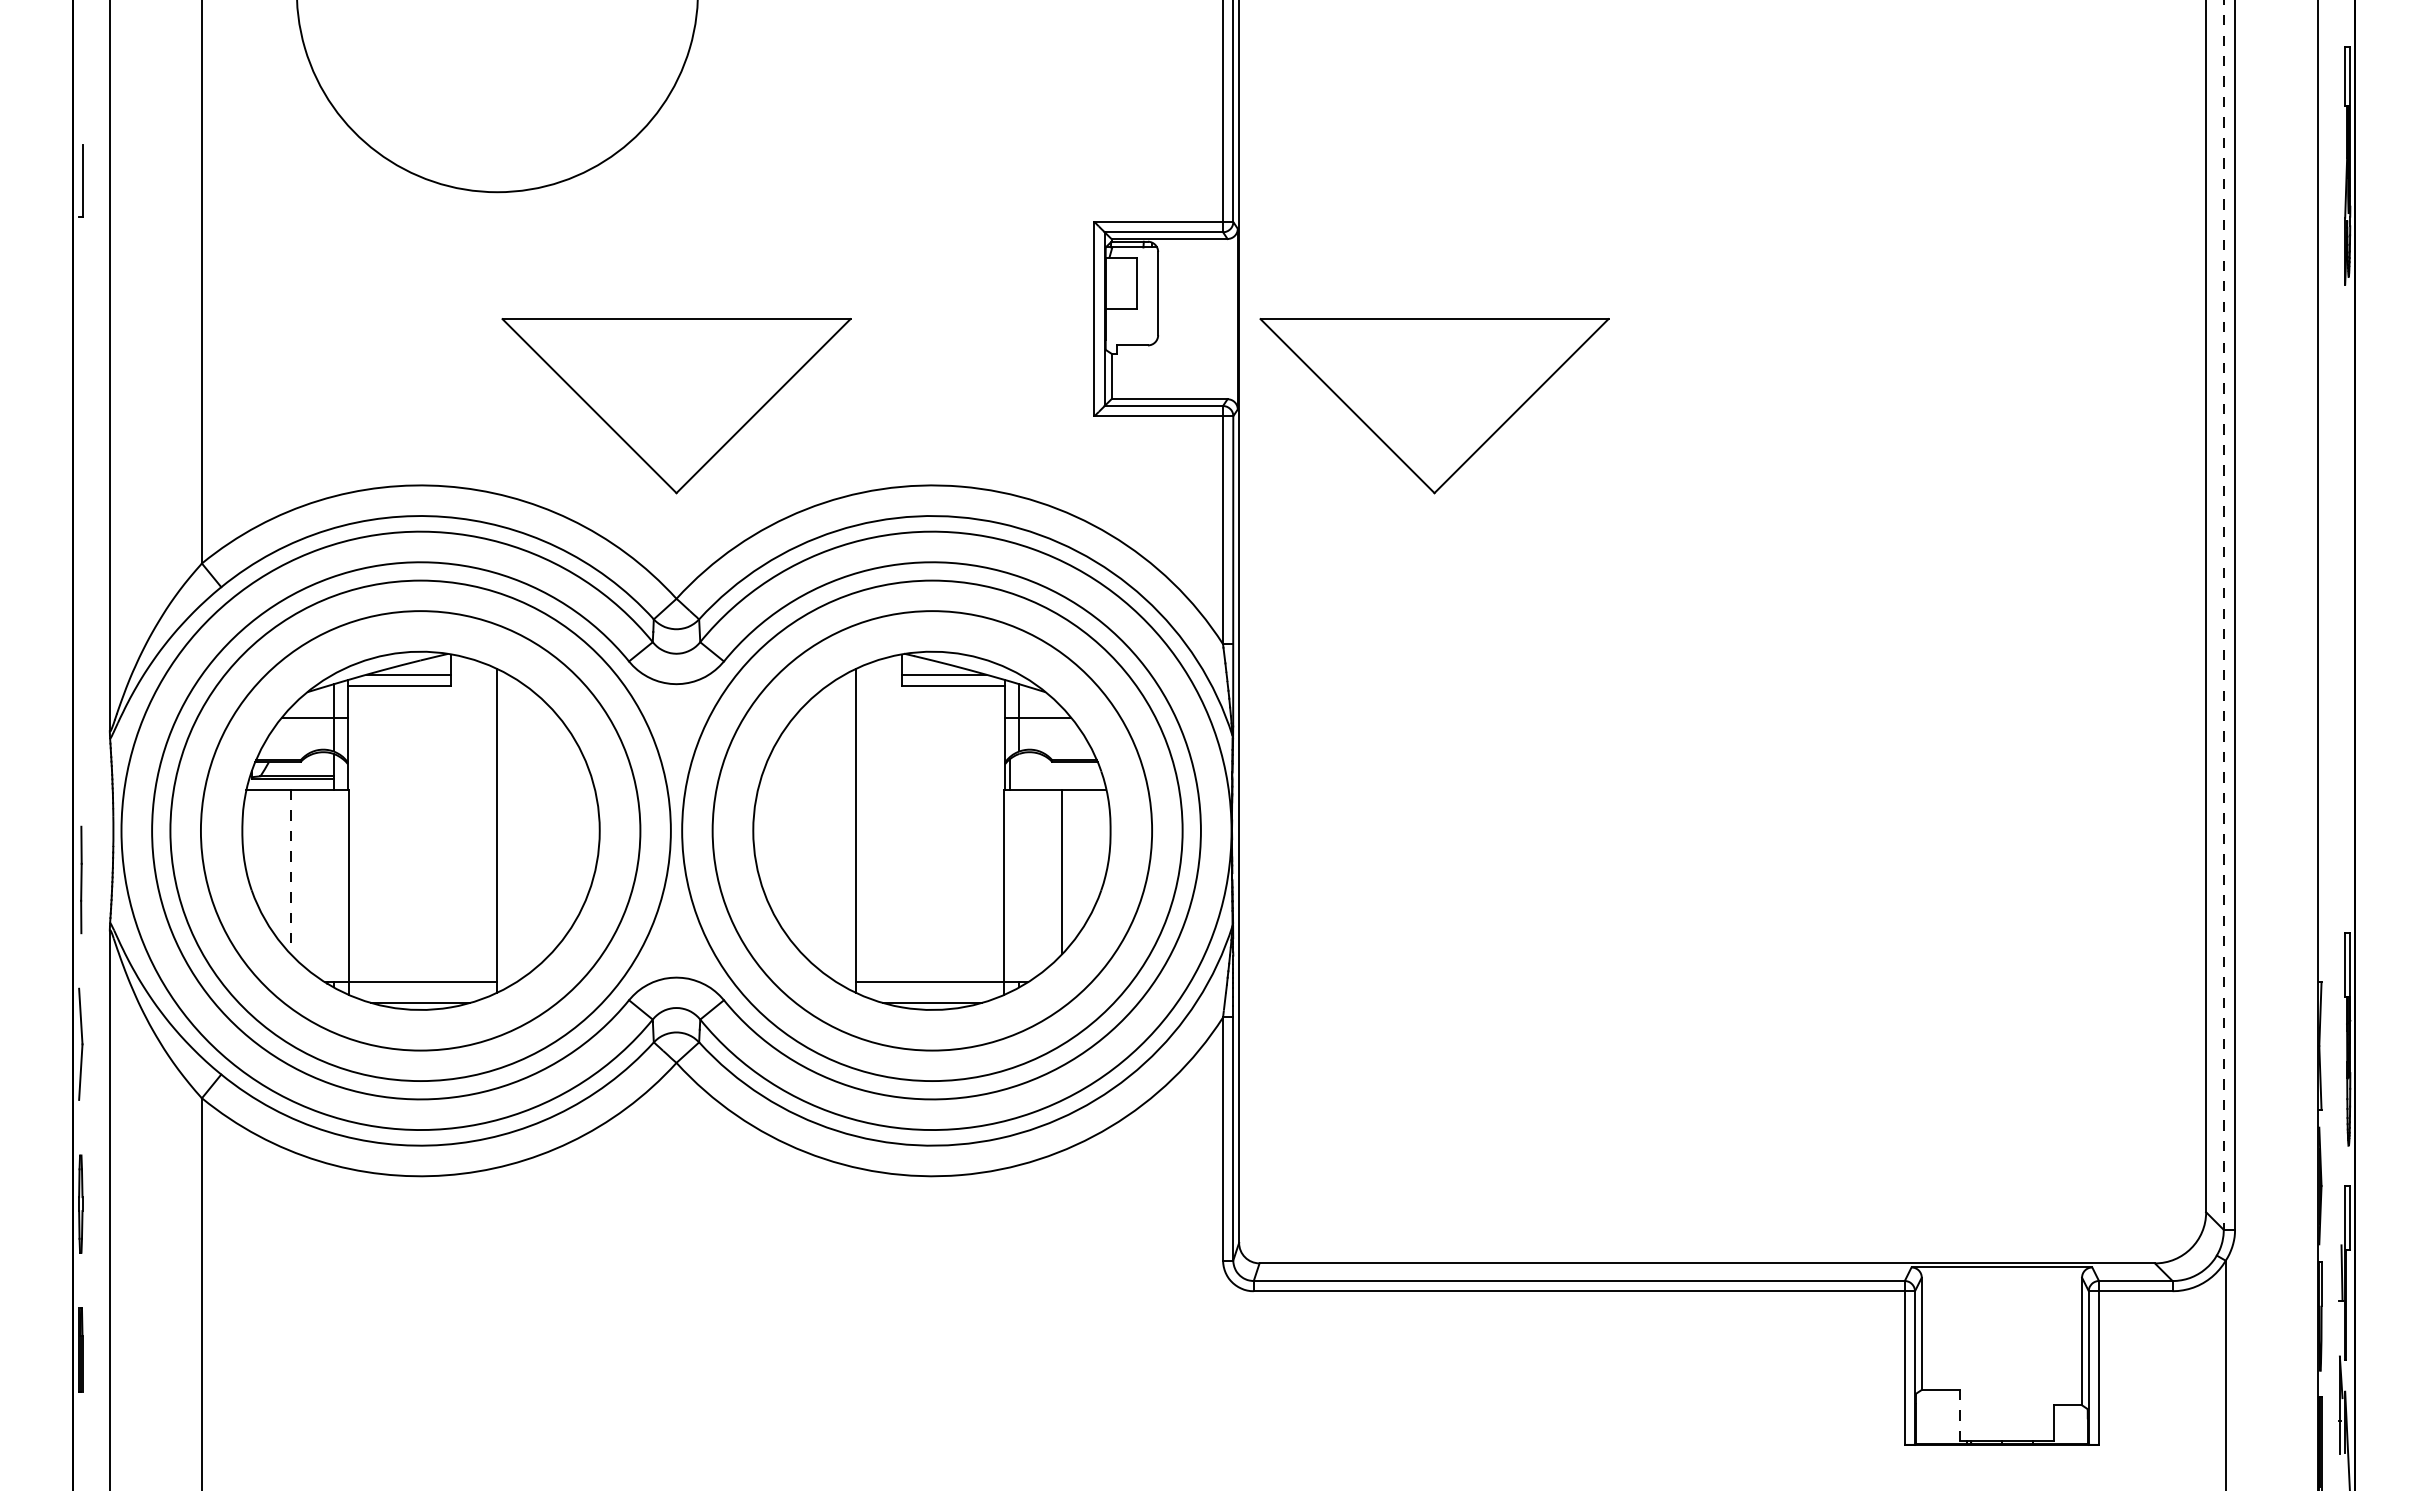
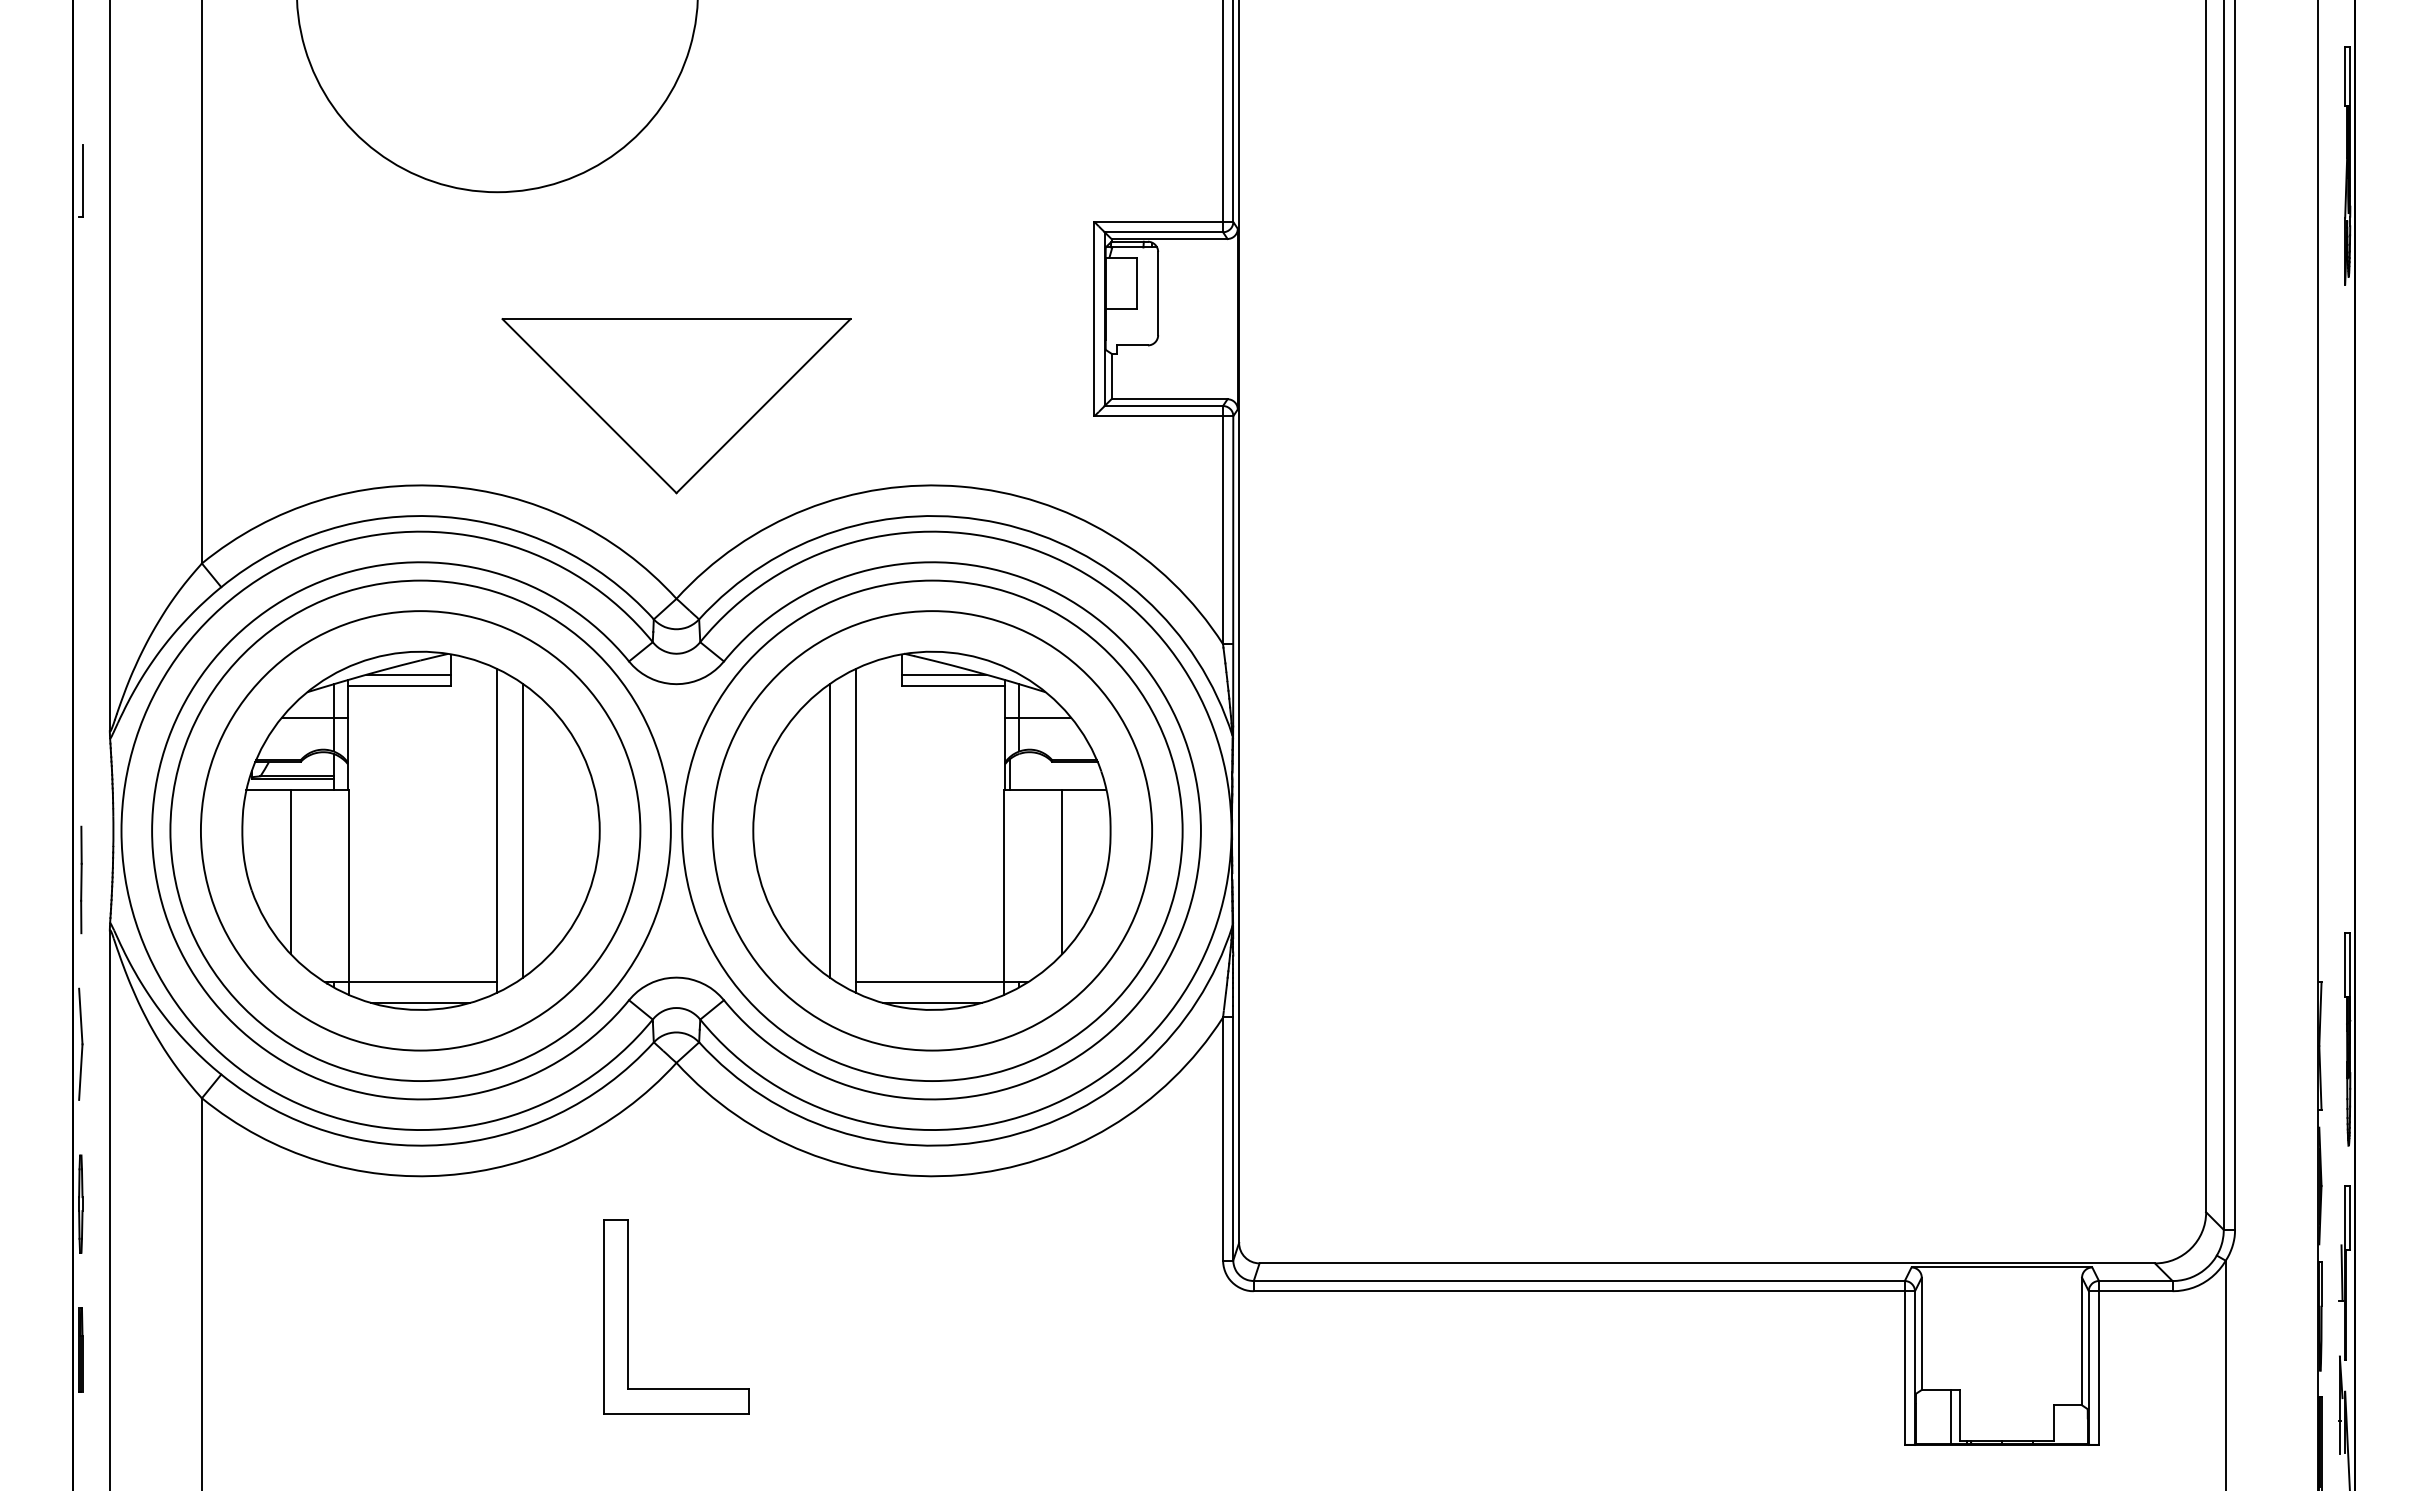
part: present -> none (1434, 406)
line: dashed -> solid (2223, 615)
line: none -> present (523, 830)
line: none -> present (830, 830)
line: dashed -> solid (290, 872)
part: none -> present (628, 1316)
line: dashed -> solid (1959, 1415)
line: none -> present (1950, 1416)
